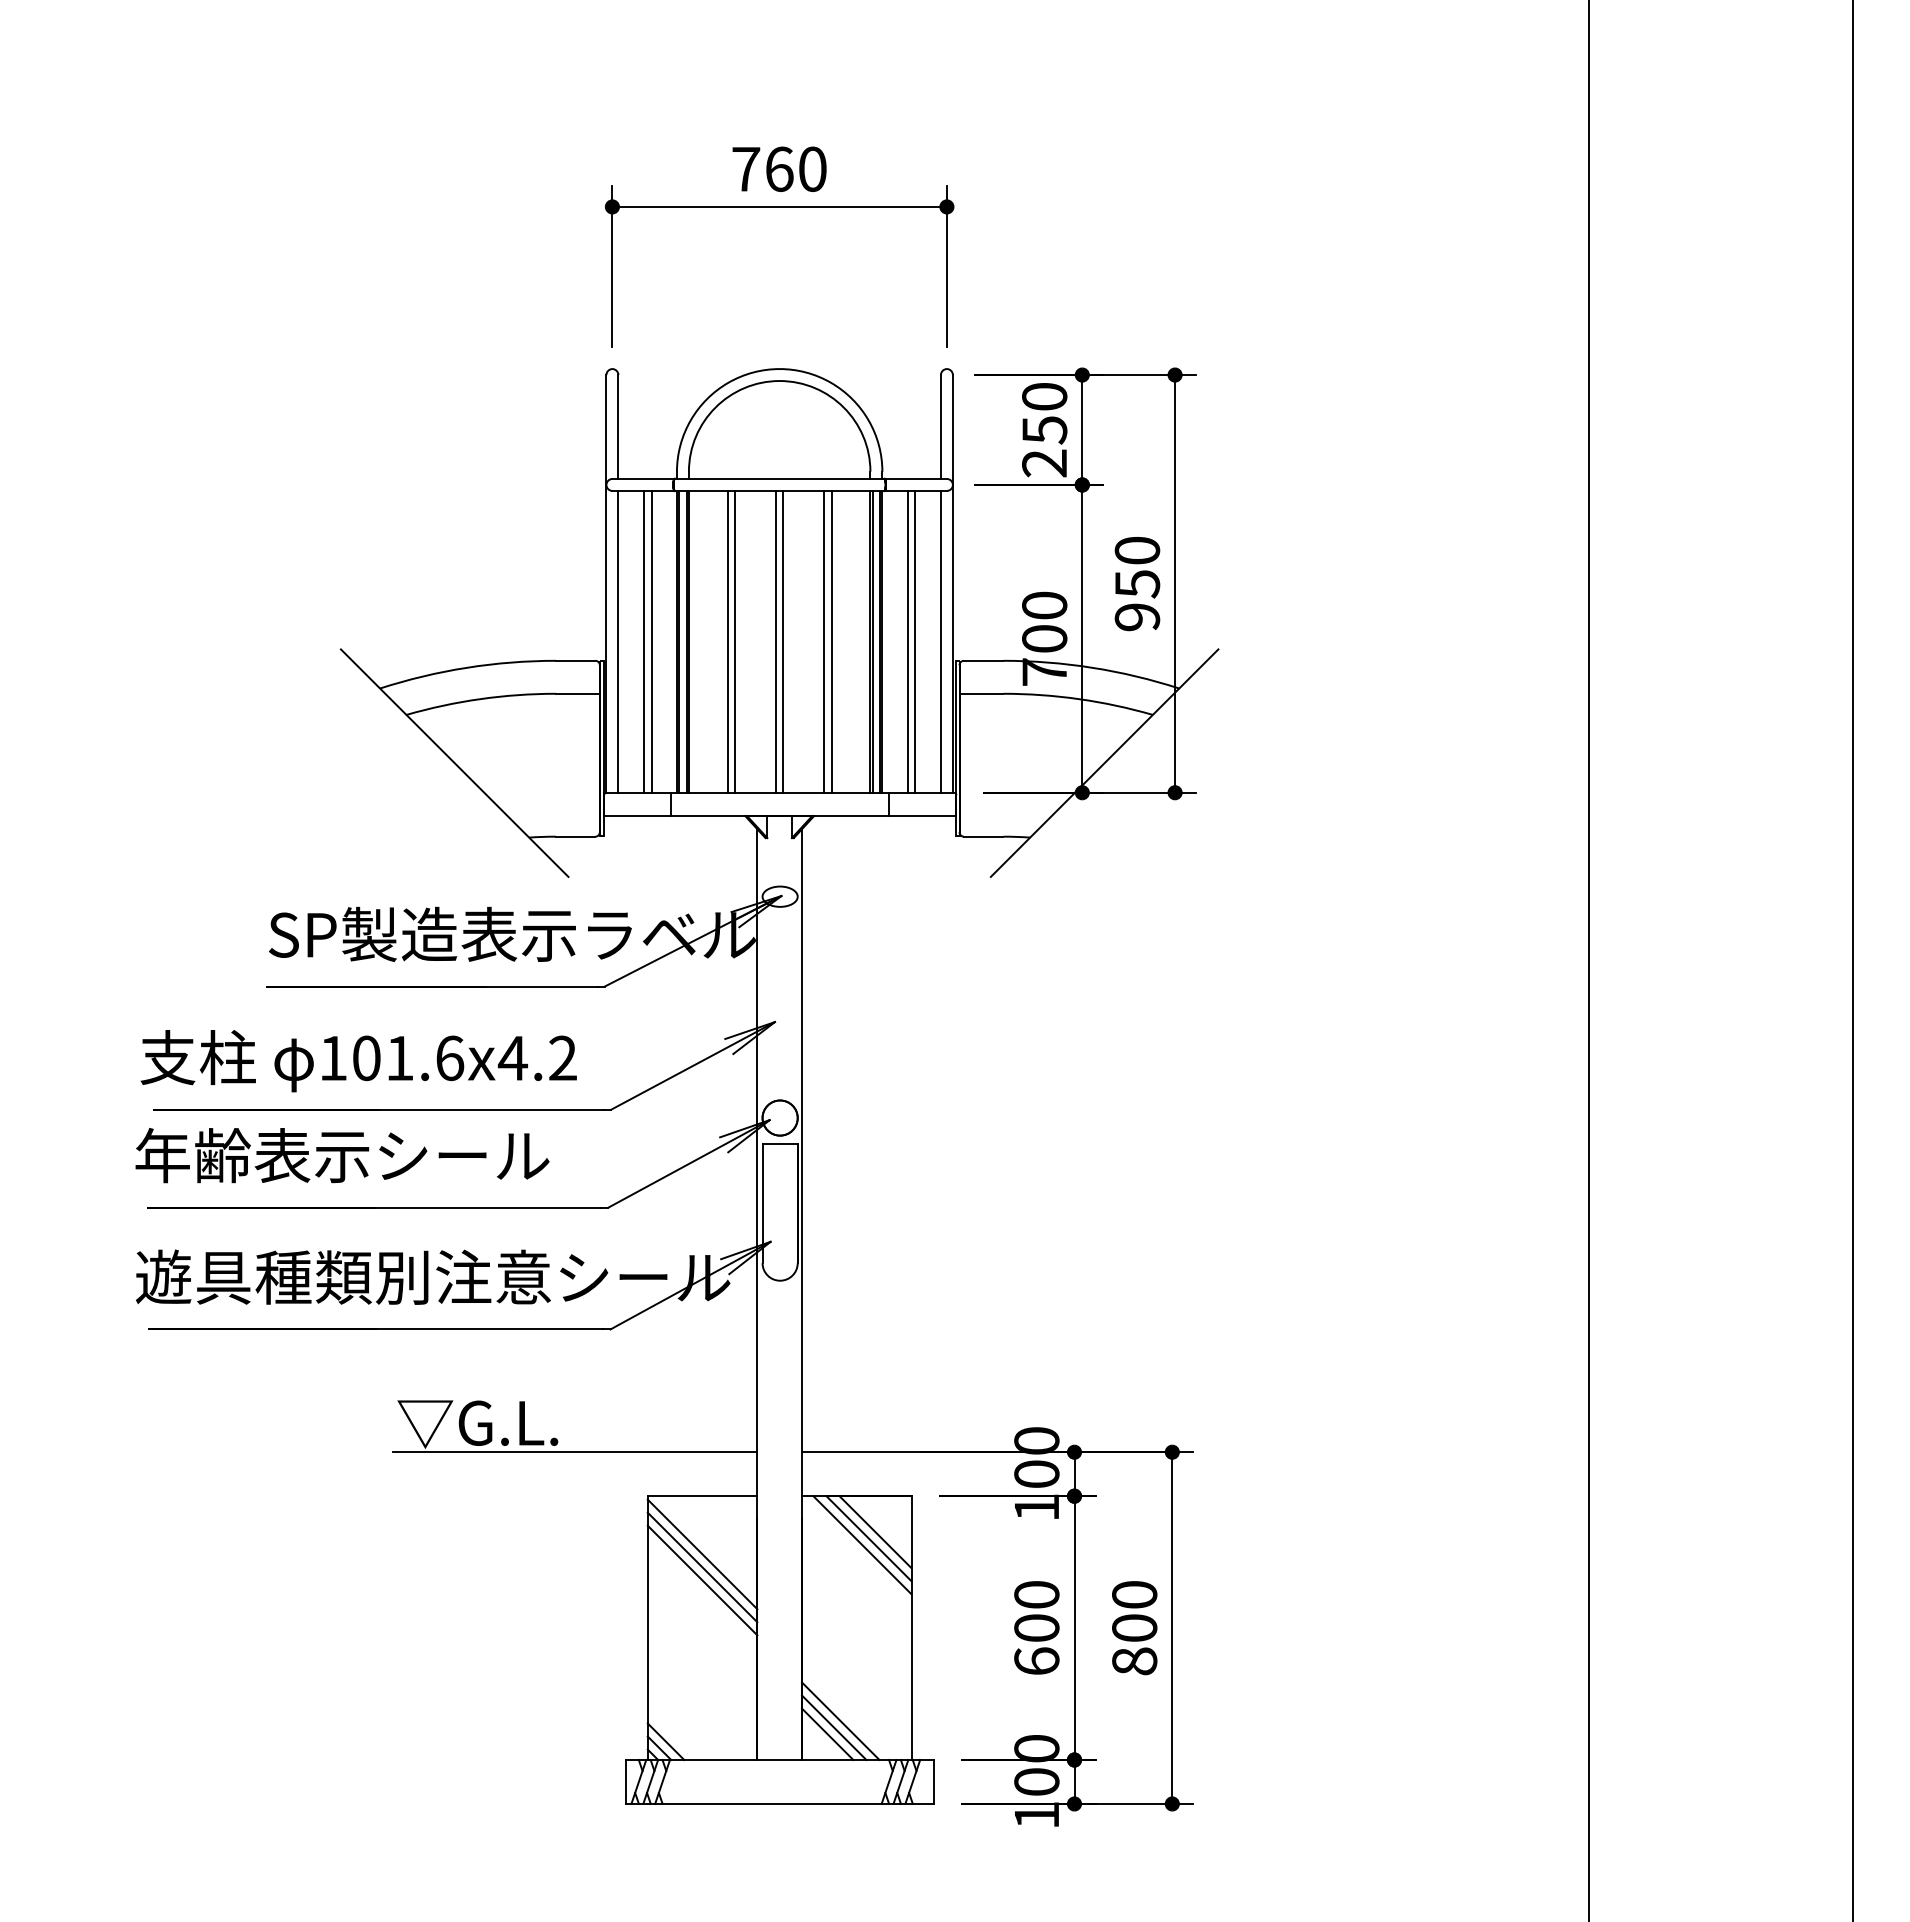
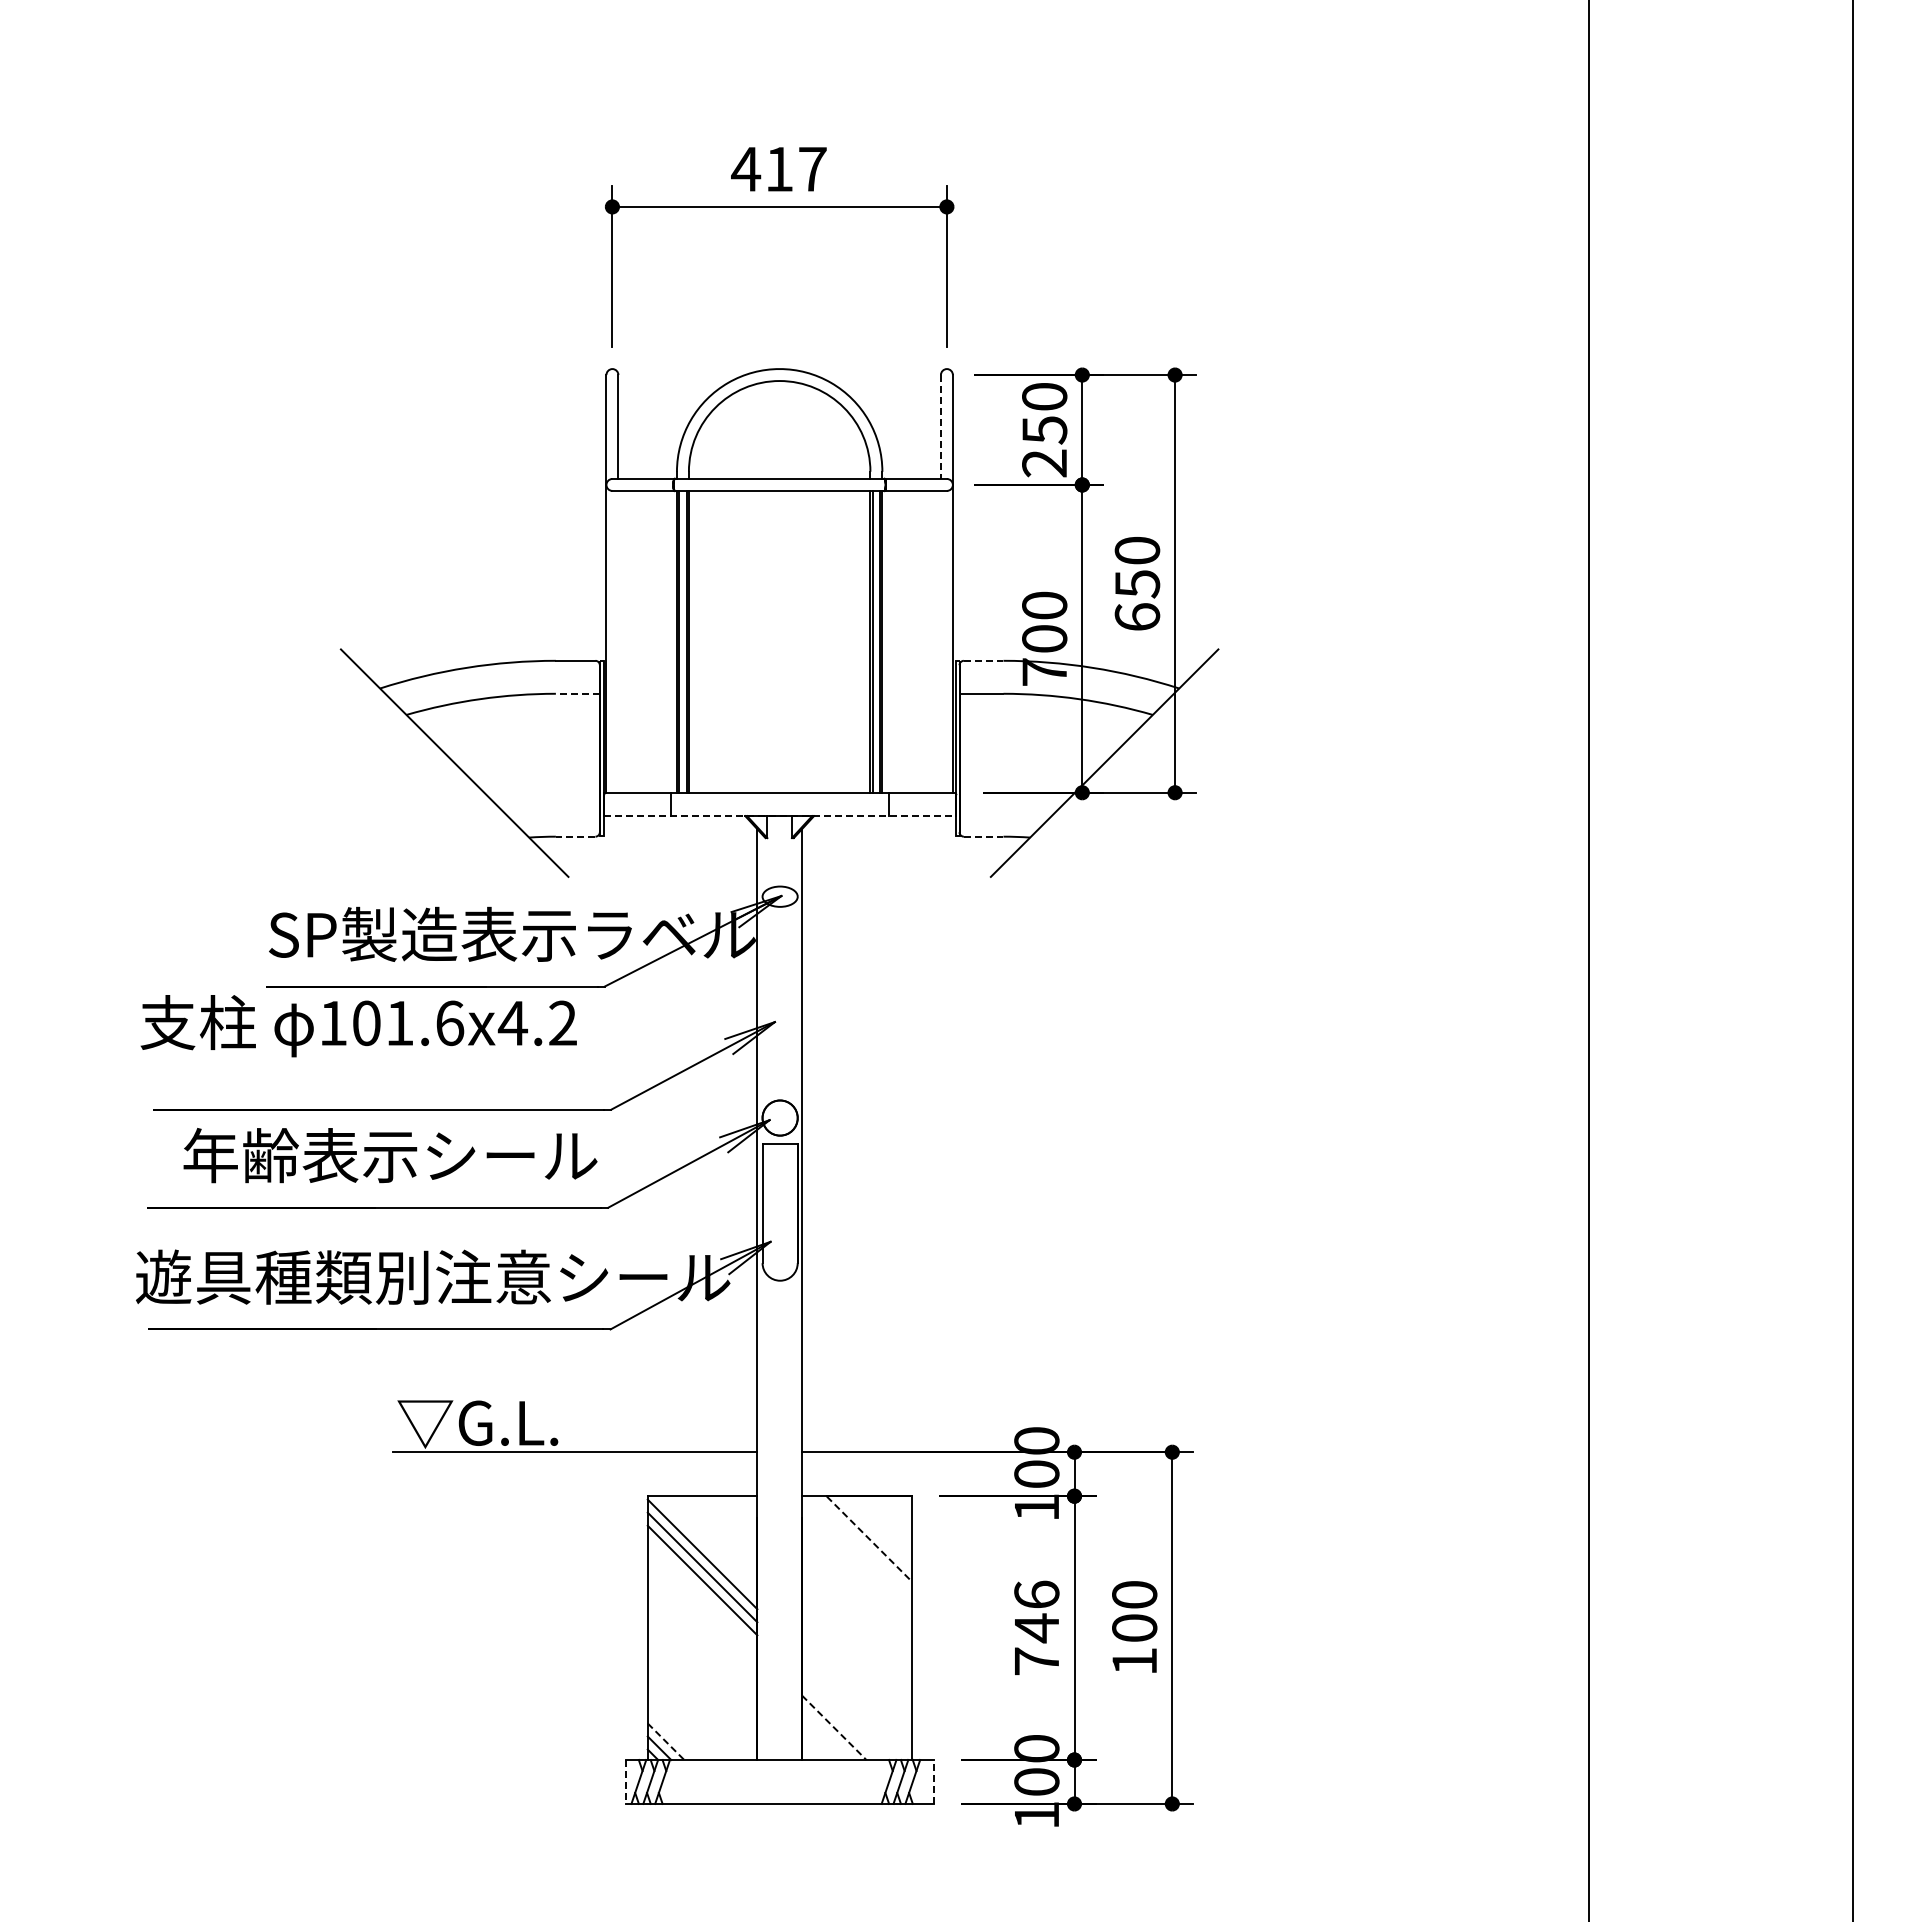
text: 760 -> 417 (778, 168)
line: solid -> dashed (940, 427)
text: 950 -> 650 (1137, 617)
line: present -> none (618, 641)
line: present -> none (643, 641)
line: present -> none (651, 641)
line: present -> none (727, 641)
line: present -> none (735, 641)
line: present -> none (775, 641)
line: present -> none (783, 641)
line: present -> none (824, 641)
line: present -> none (831, 641)
line: present -> none (907, 641)
line: present -> none (915, 641)
line: present -> none (940, 641)
line: solid -> dashed (983, 660)
line: solid -> dashed (577, 693)
line: solid -> dashed (779, 816)
line: solid -> dashed (575, 836)
line: solid -> dashed (983, 836)
text position: (358, 1061) -> (358, 1026) (358, 1026)
text position: (342, 1155) -> (390, 1155) (390, 1155)
line: present -> none (875, 1532)
line: solid -> dashed (869, 1538)
line: present -> none (862, 1545)
text: 600 -> 746 (1036, 1627)
text: 800 -> 100 (1134, 1661)
line: present -> none (840, 1720)
line: solid -> dashed (834, 1727)
line: present -> none (827, 1733)
line: solid -> dashed (666, 1741)
line: solid -> dashed (625, 1781)
line: solid -> dashed (933, 1781)
